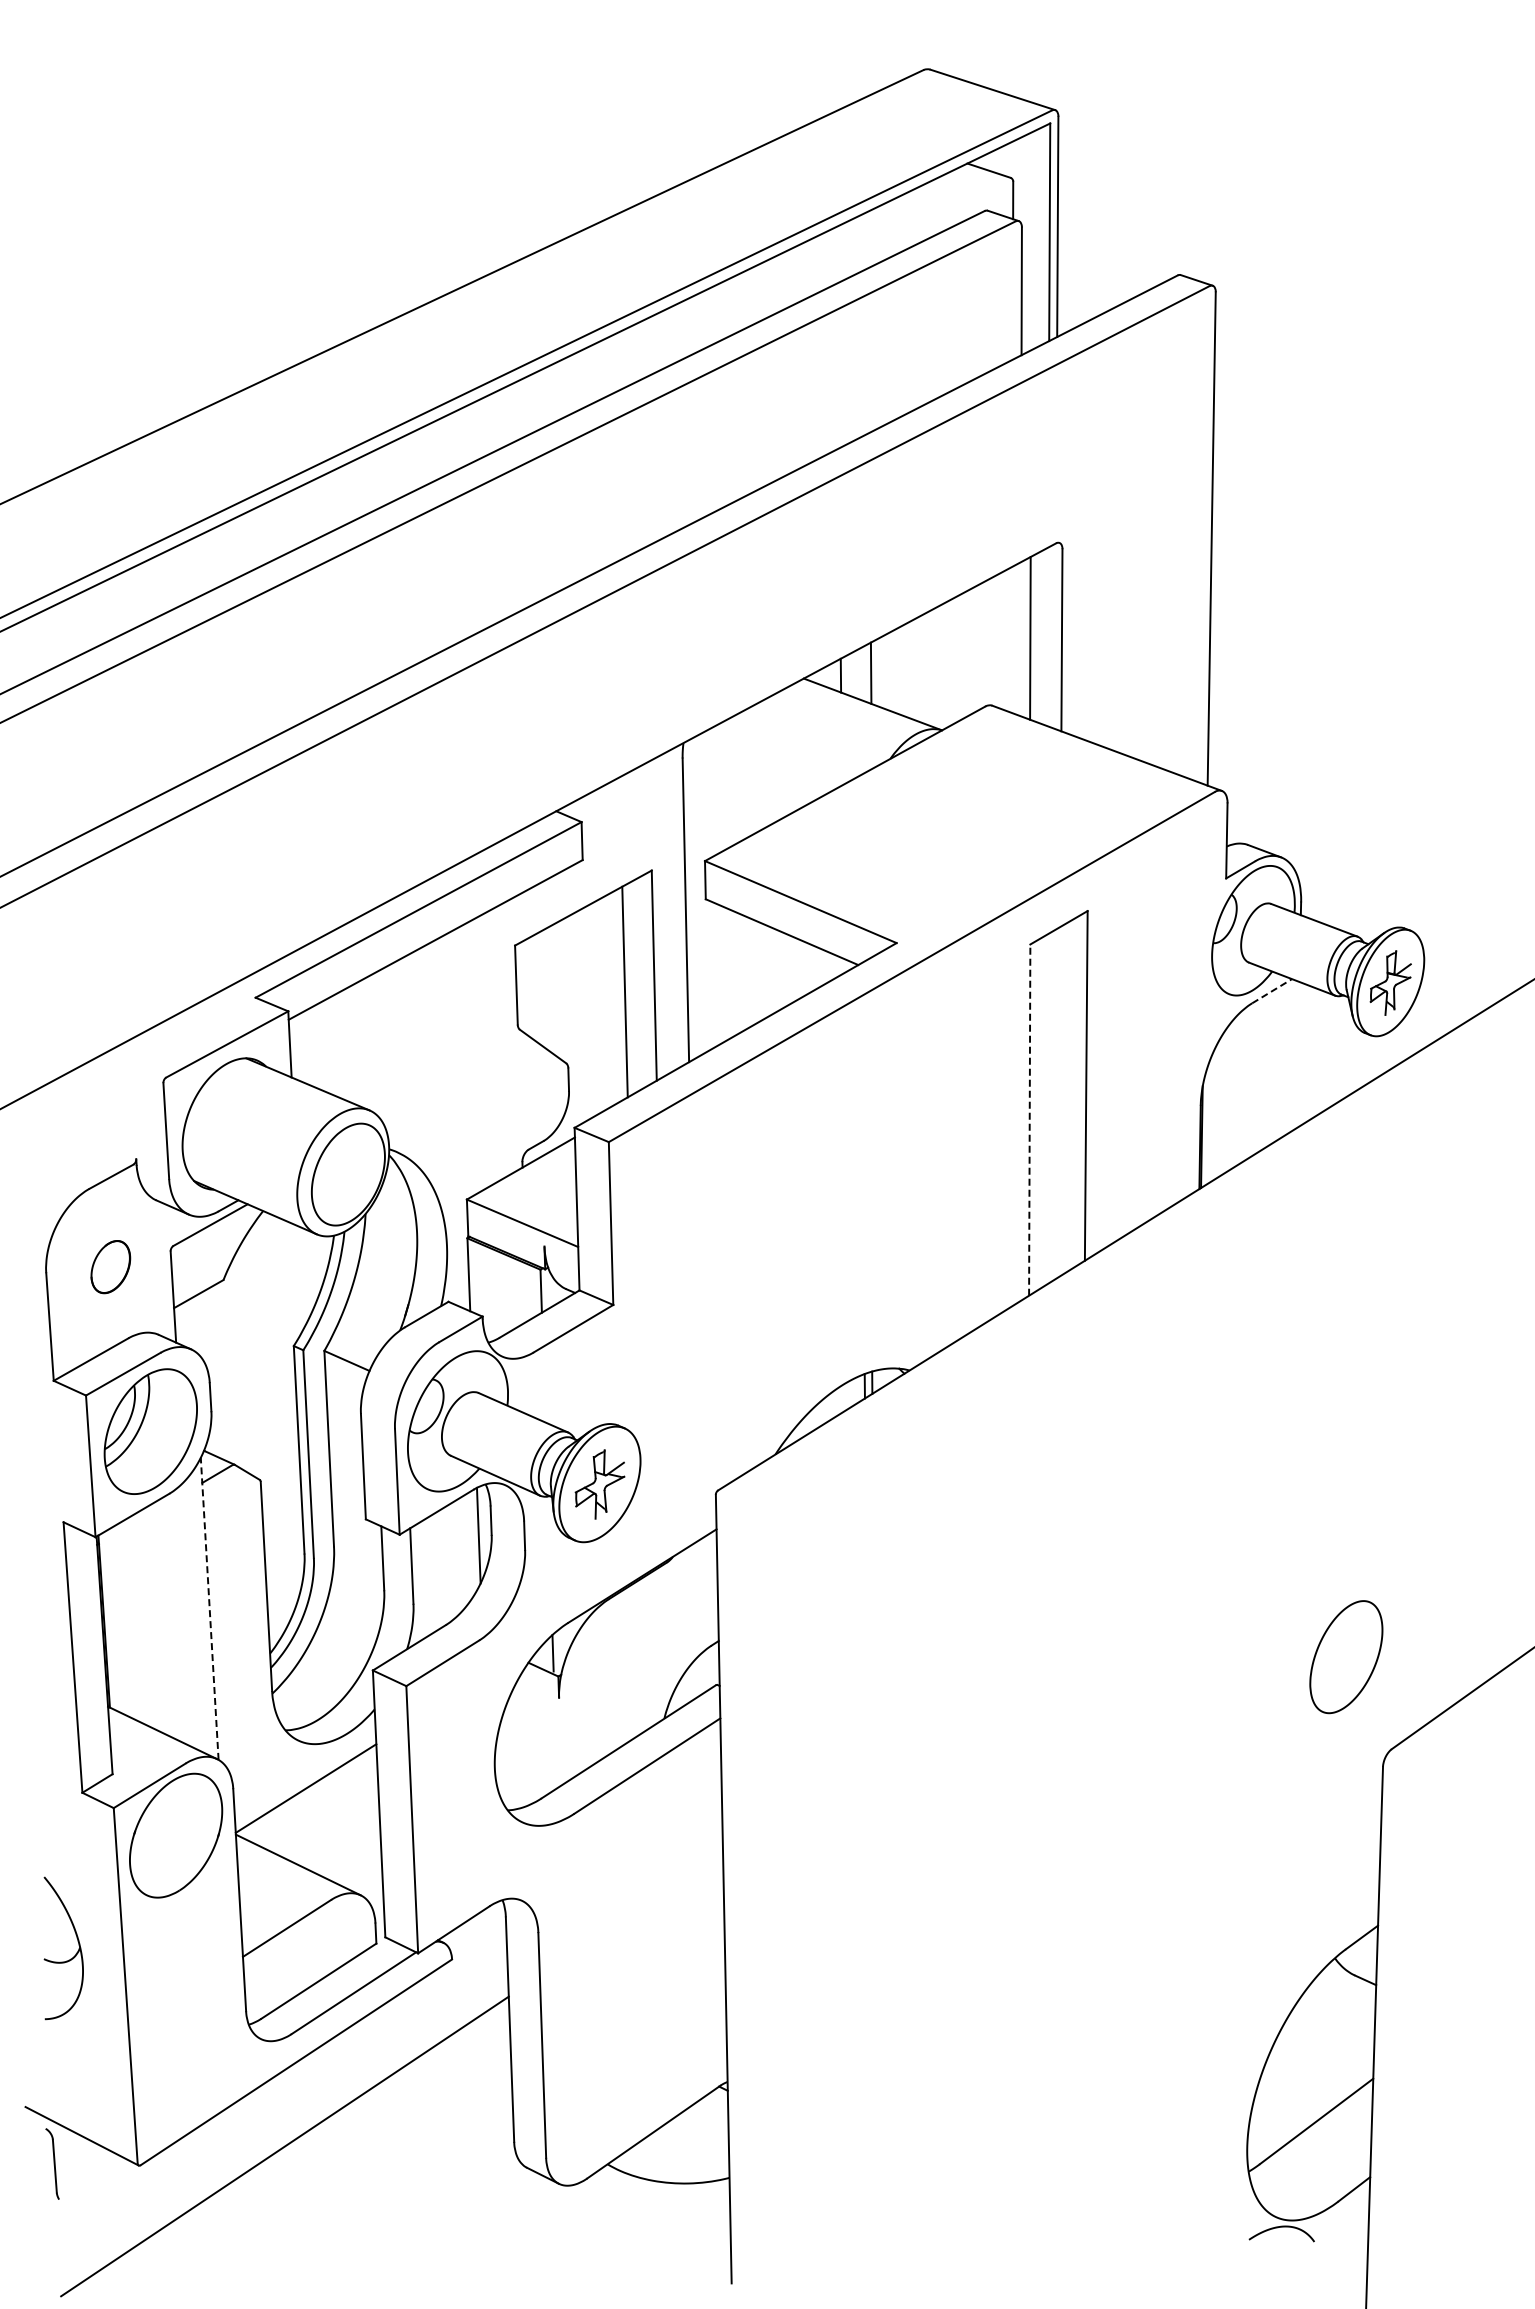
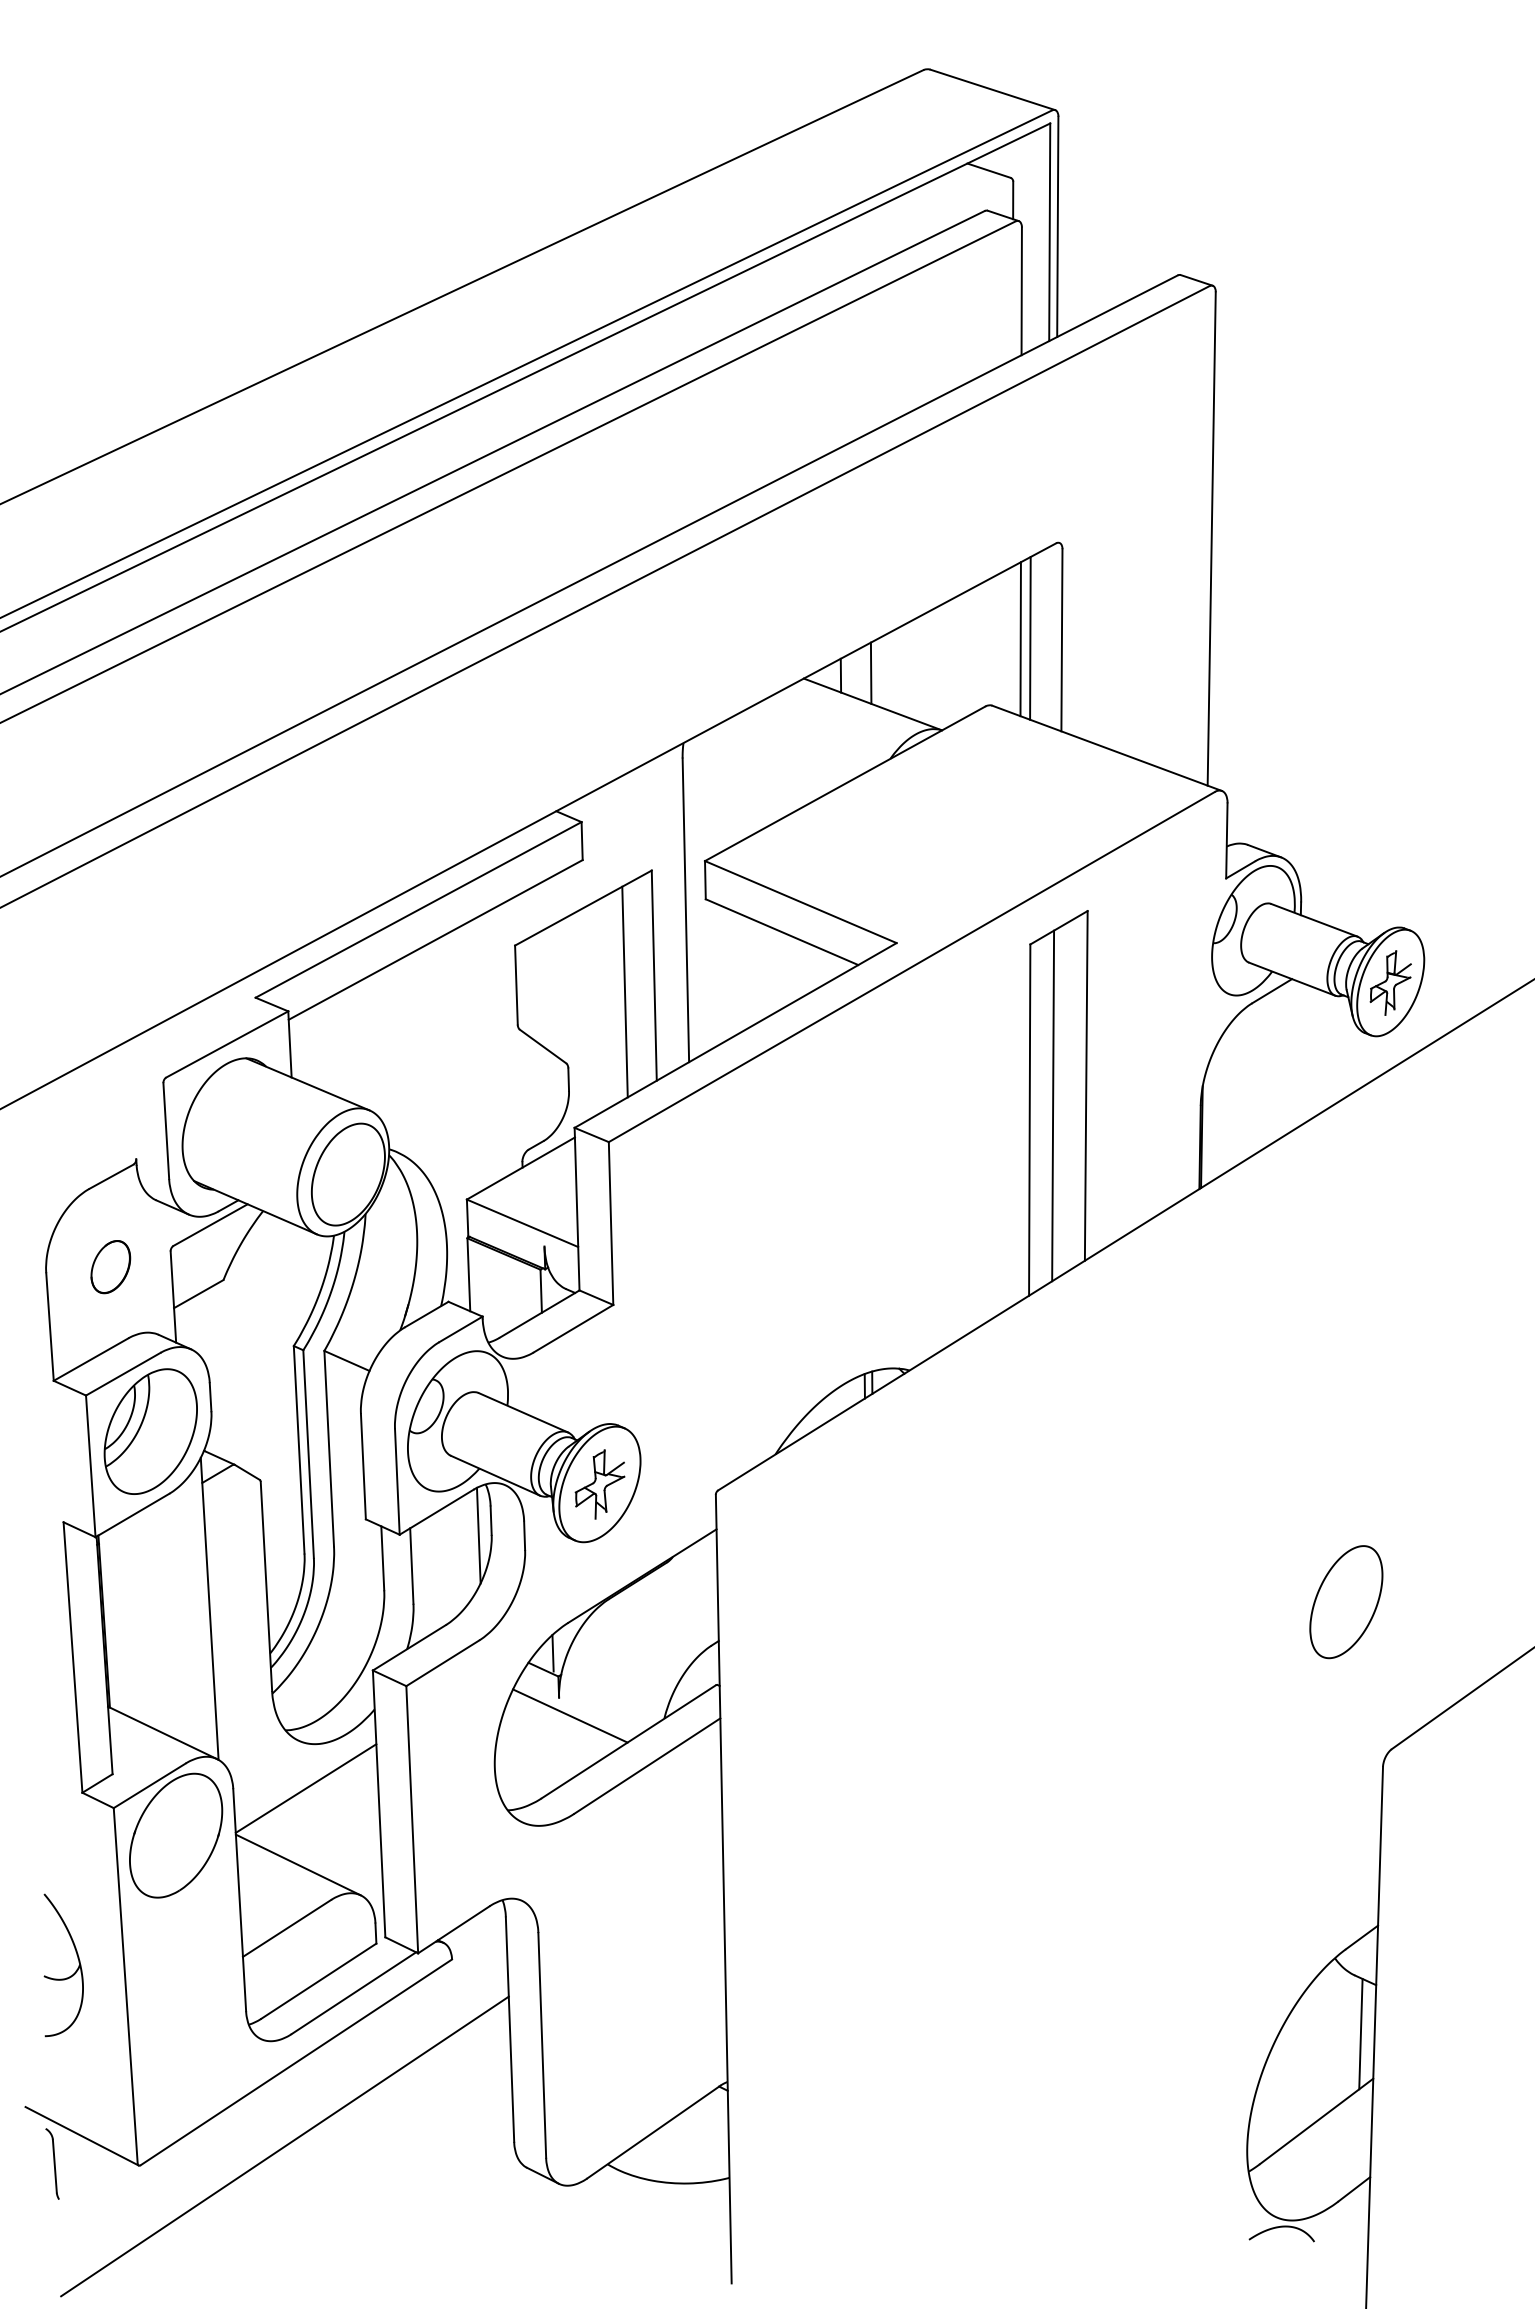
line: none -> present (1020, 639)
line: dashed -> solid (1272, 990)
line: none -> present (1053, 1105)
line: dashed -> solid (1029, 1120)
line: dashed -> solid (209, 1608)
part position: (1346, 1657) -> (1346, 1602) (1346, 1602)
line: none -> present (570, 1715)
part position: (70, 1958) -> (70, 1975) (70, 1975)
line: none -> present (1360, 2033)
